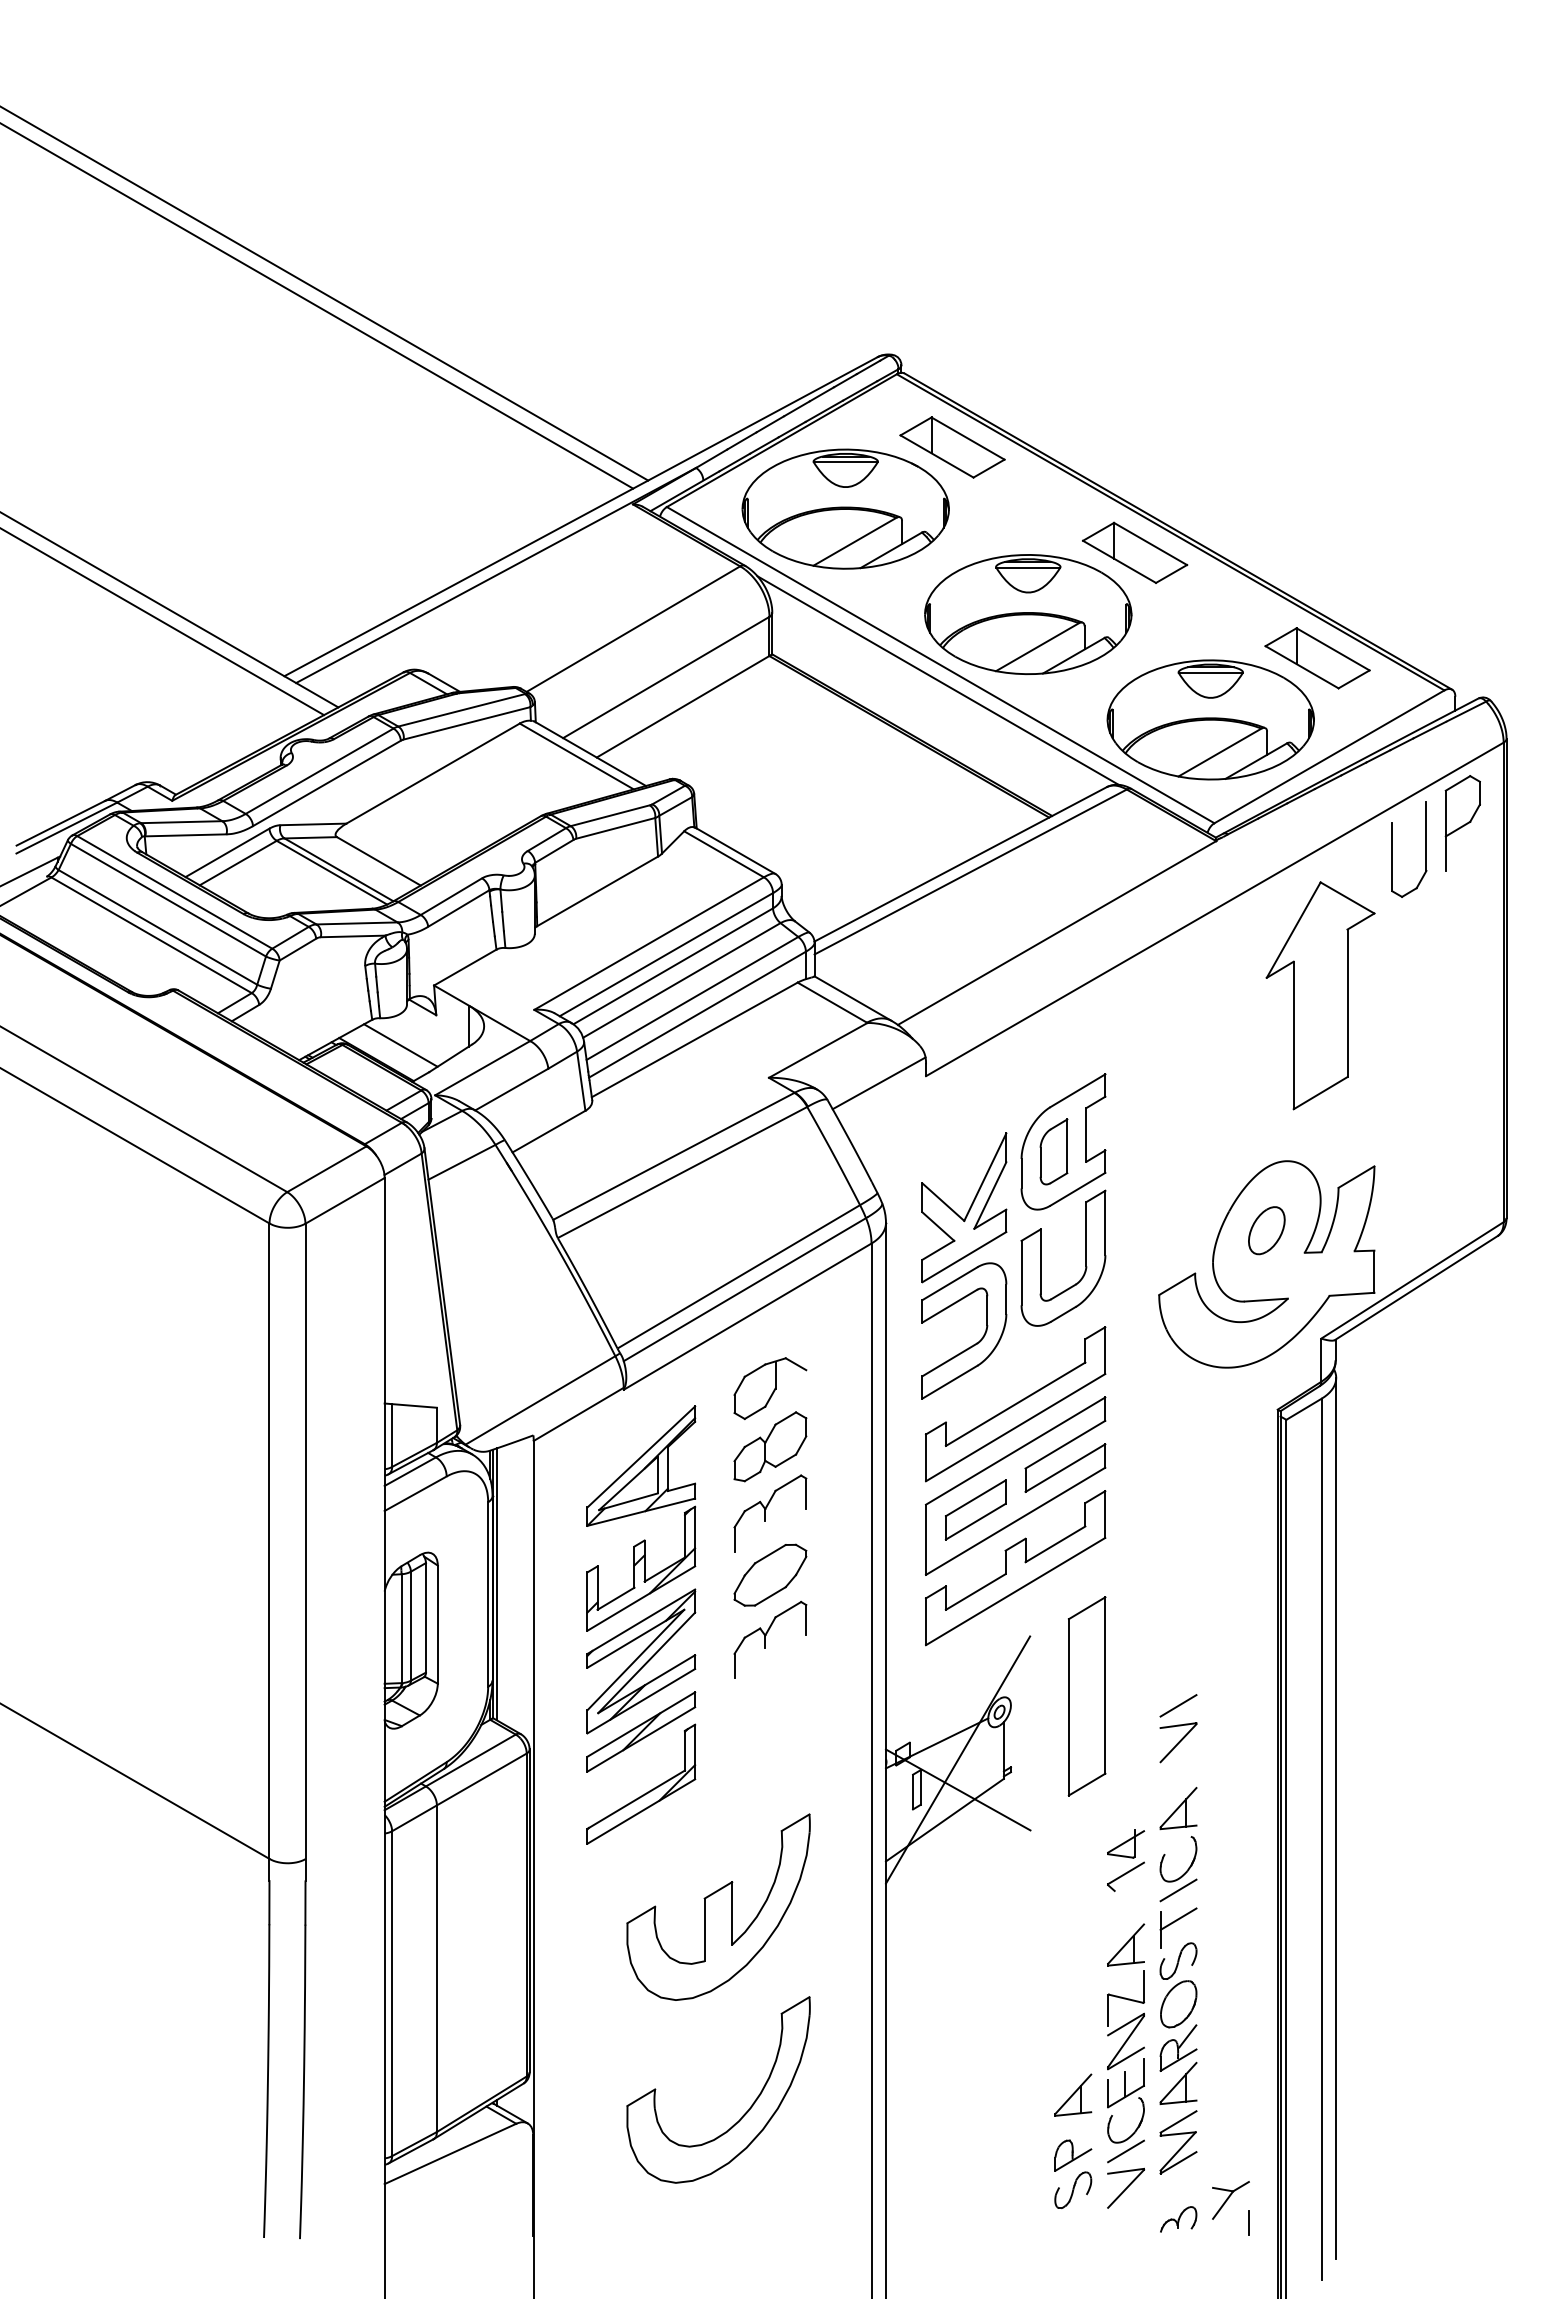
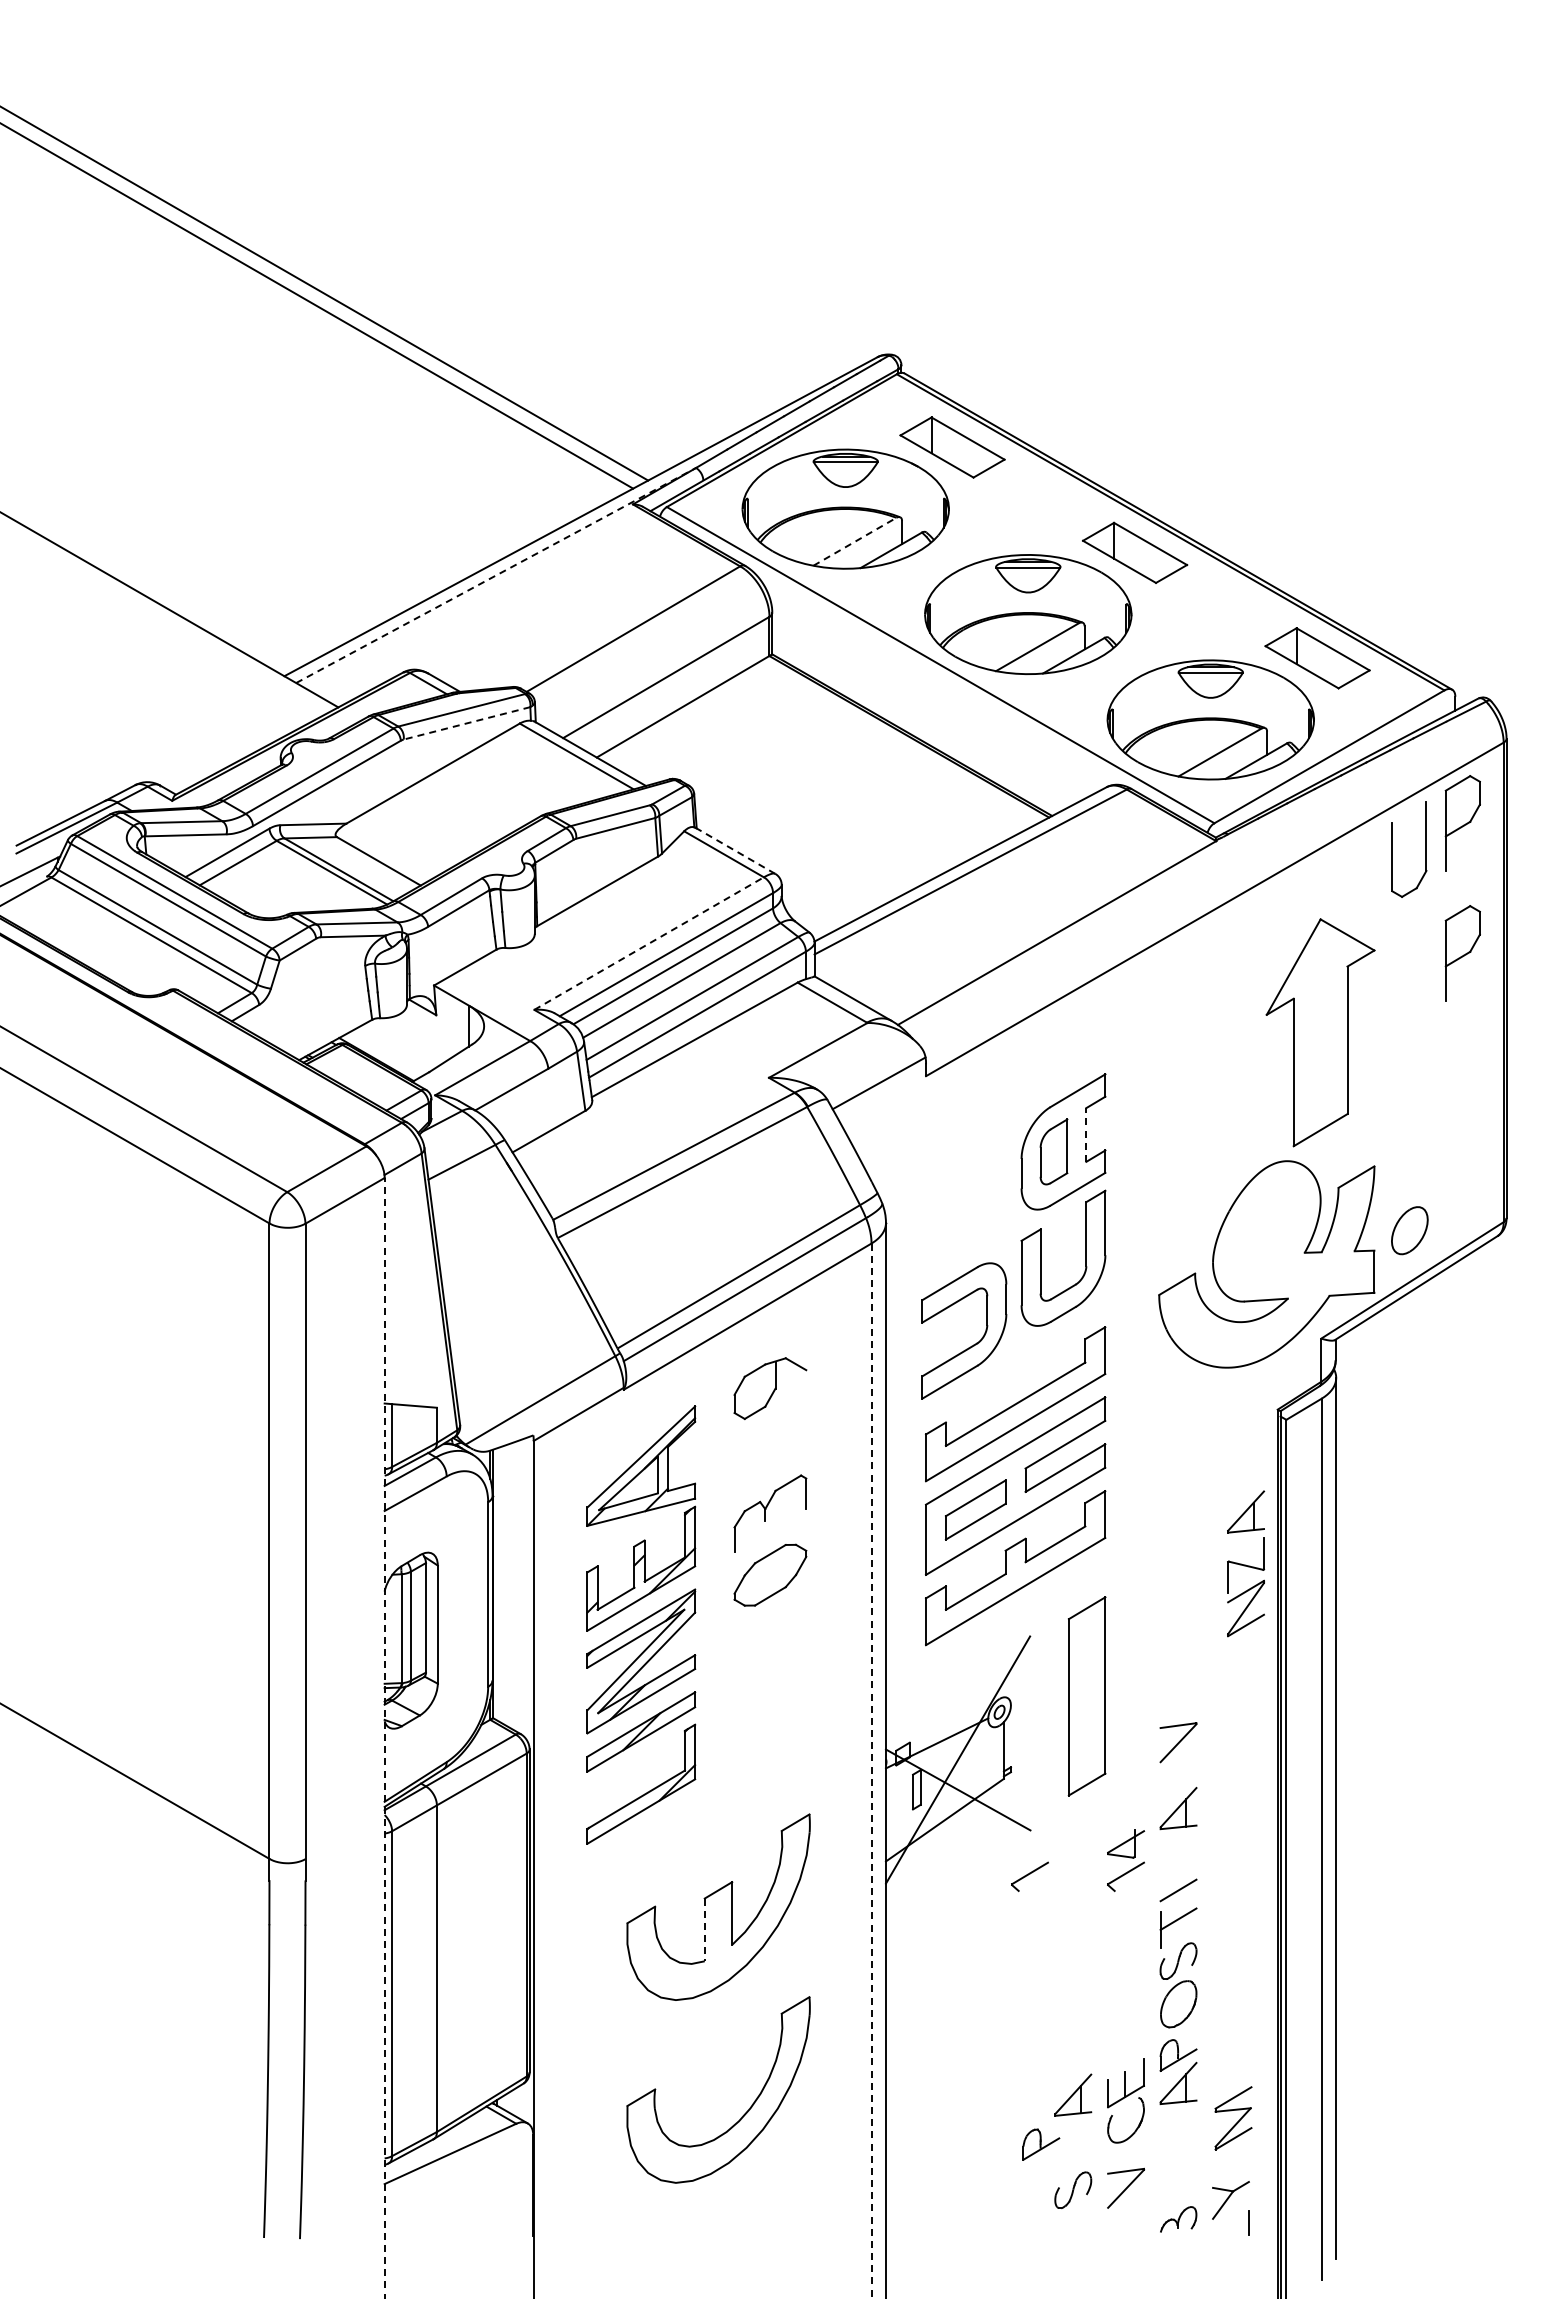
line: solid -> dashed (854, 541)
line: solid -> dashed (496, 575)
line: present -> none (163, 622)
line: present -> none (937, 680)
line: solid -> dashed (466, 723)
line: solid -> dashed (734, 850)
line: solid -> dashed (649, 943)
part: none -> present (1462, 953)
part position: (1320, 995) -> (1320, 1032) (1320, 1032)
line: present -> none (400, 1045)
line: solid -> dashed (1086, 1135)
part: present -> none (964, 1207)
part position: (1266, 1230) -> (1409, 1230) (1409, 1230)
part: present -> none (770, 1446)
line: present -> none (496, 1584)
part: present -> none (770, 1639)
line: present -> none (1178, 1705)
line: solid -> dashed (384, 1737)
line: solid -> dashed (871, 1771)
part: present -> none (1188, 1867)
part: none -> present (1029, 1876)
line: solid -> dashed (704, 1930)
part position: (1126, 1996) -> (1246, 1563) (1246, 1563)
line: present -> none (1187, 2036)
part position: (1178, 2142) -> (1233, 2118) (1233, 2118)
line: present -> none (1126, 2151)
part position: (1073, 2155) -> (1041, 2144) (1041, 2144)
